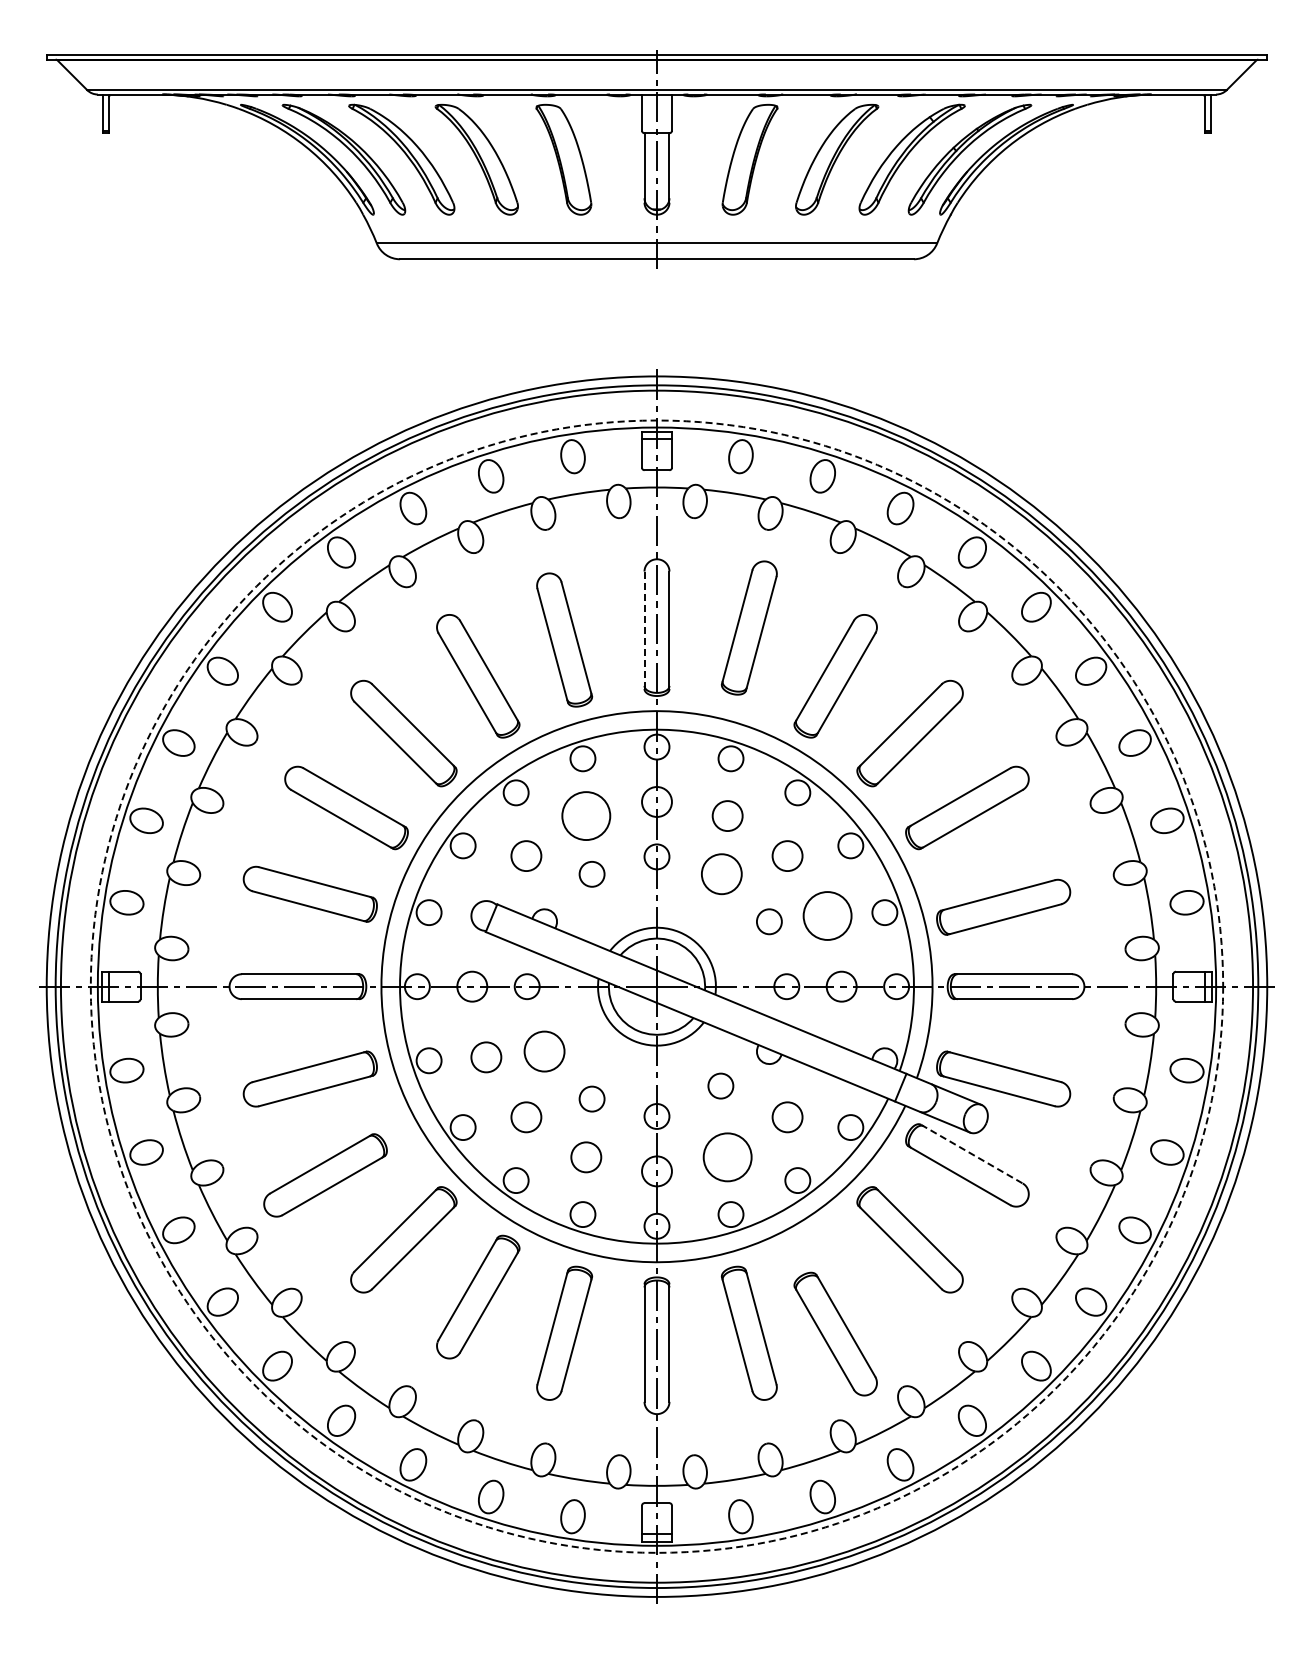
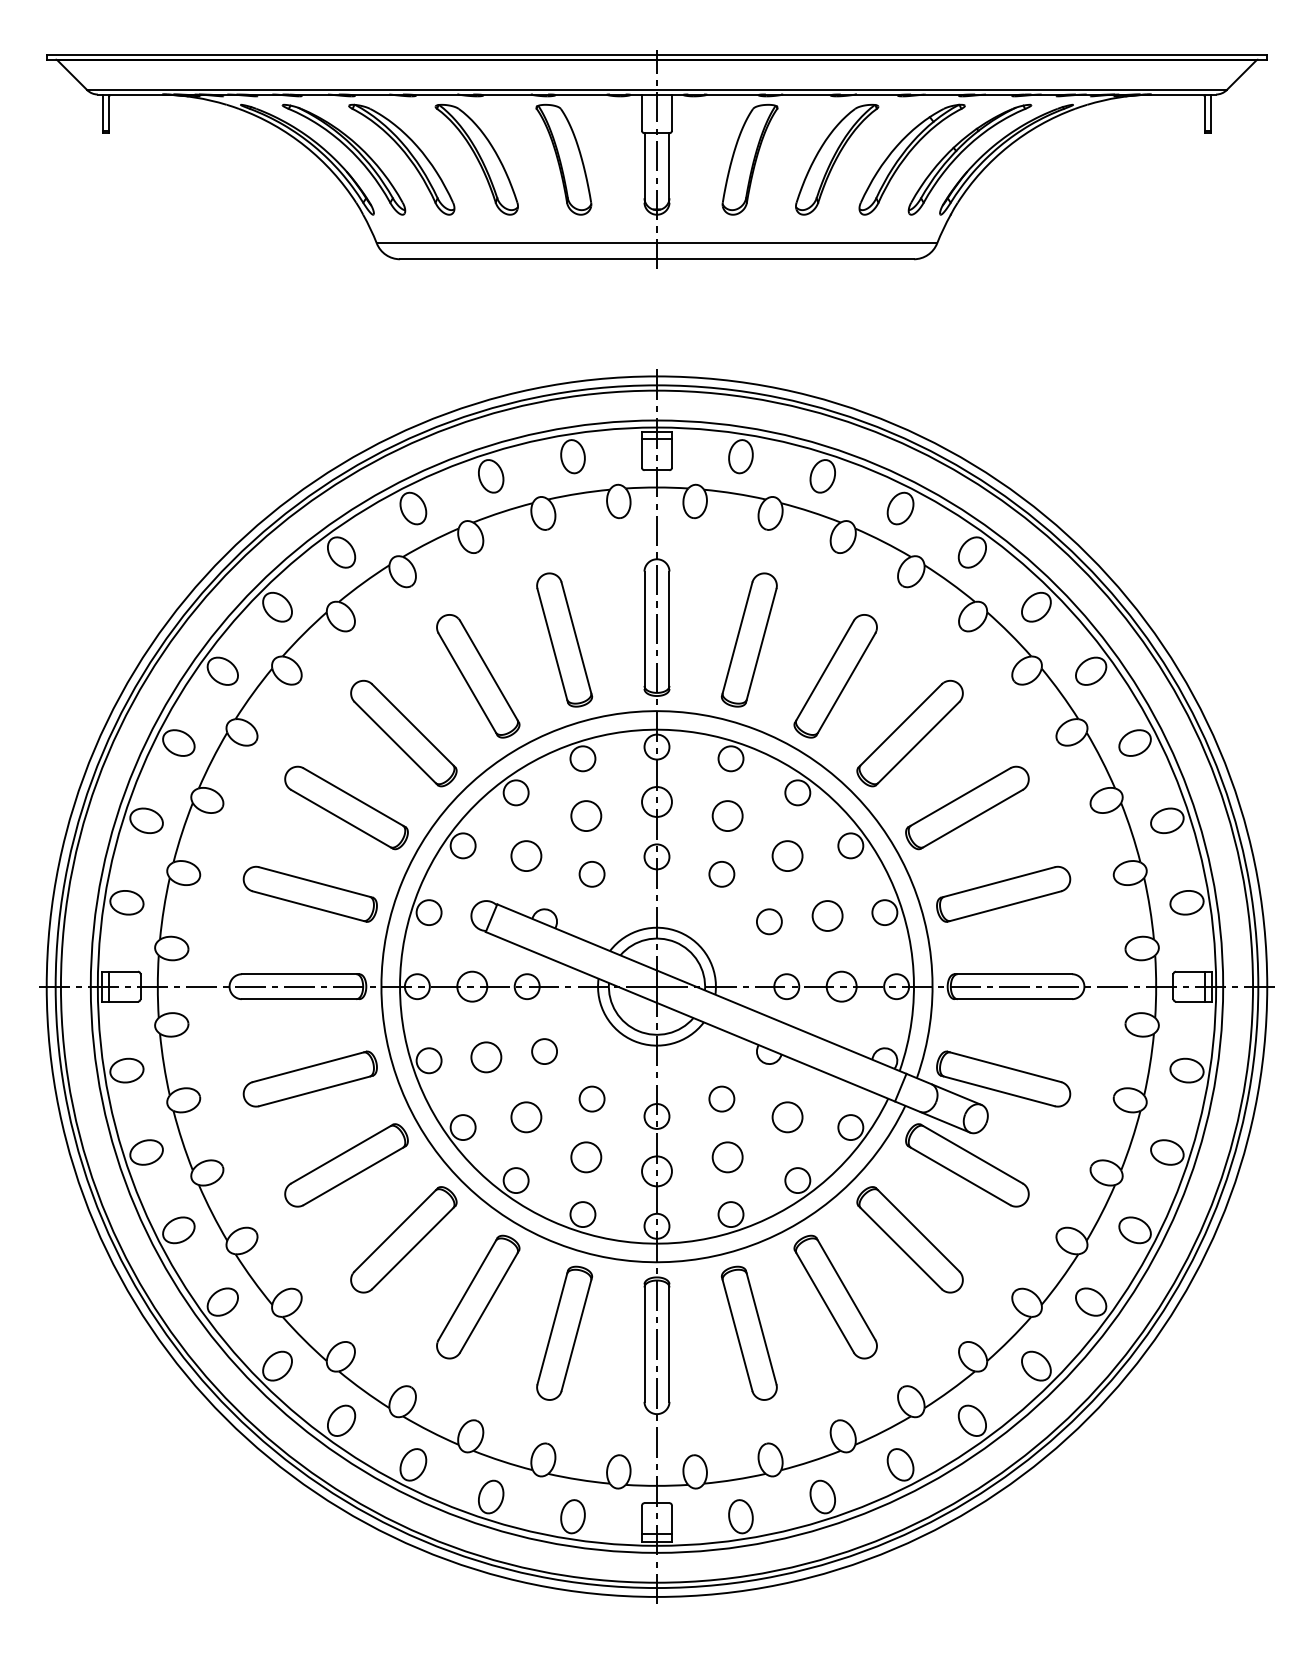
part position: (748, 627) -> (748, 639) (748, 639)
line: dashed -> solid (644, 630)
circle diameter: 48 px -> 30 px (586, 816)
circle size: 42x43 px -> 28x27 px (721, 874)
part position: (1003, 906) -> (1003, 893) (1003, 893)
circle diameter: 48 px -> 30 px (827, 915)
circle: dashed -> solid (656, 986)
circle diameter: 40 px -> 25 px (544, 1051)
circle position: (720, 1085) -> (721, 1098) (721, 1098)
line: dashed -> solid (971, 1154)
circle diameter: 48 px -> 30 px (727, 1157)
part position: (325, 1175) -> (346, 1165) (346, 1165)
part position: (835, 1333) -> (835, 1296) (835, 1296)
